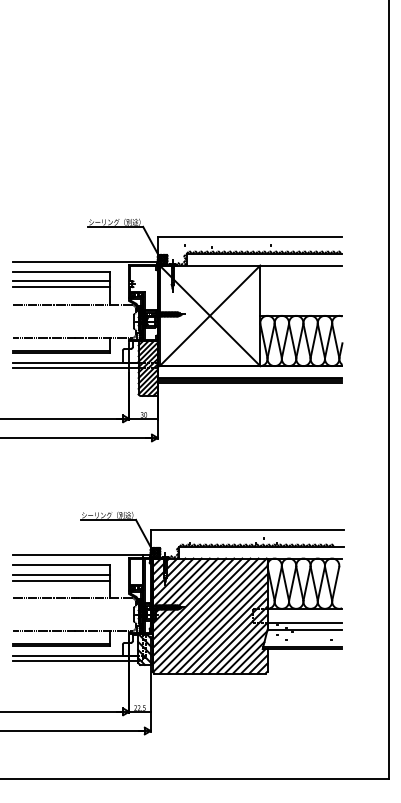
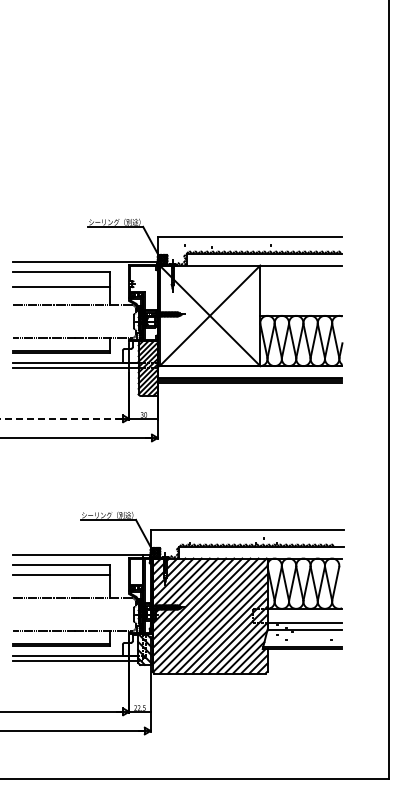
line: present -> none (61, 281)
line: solid -> dashed (61, 418)
line: present -> none (61, 580)
